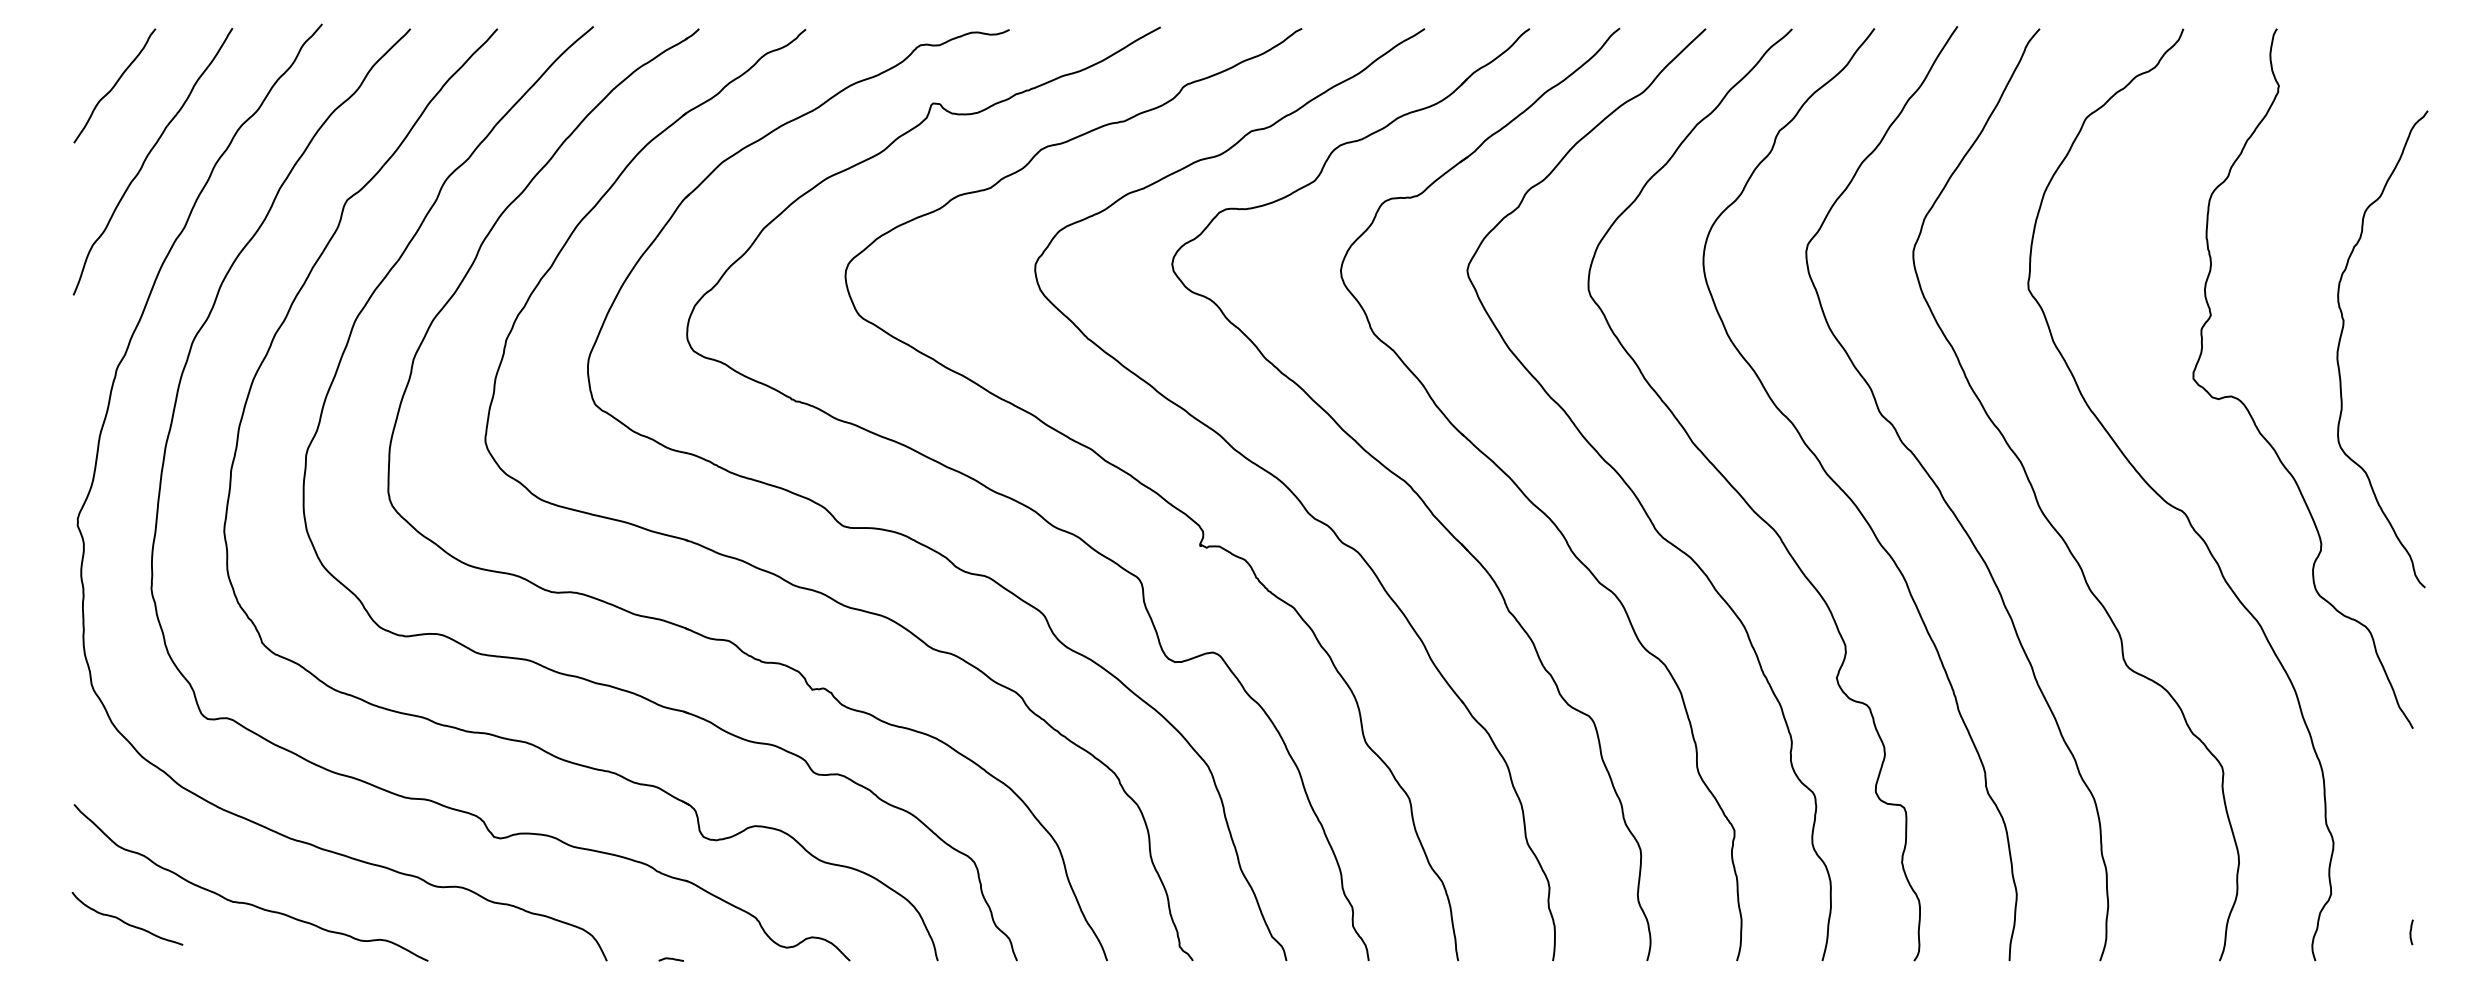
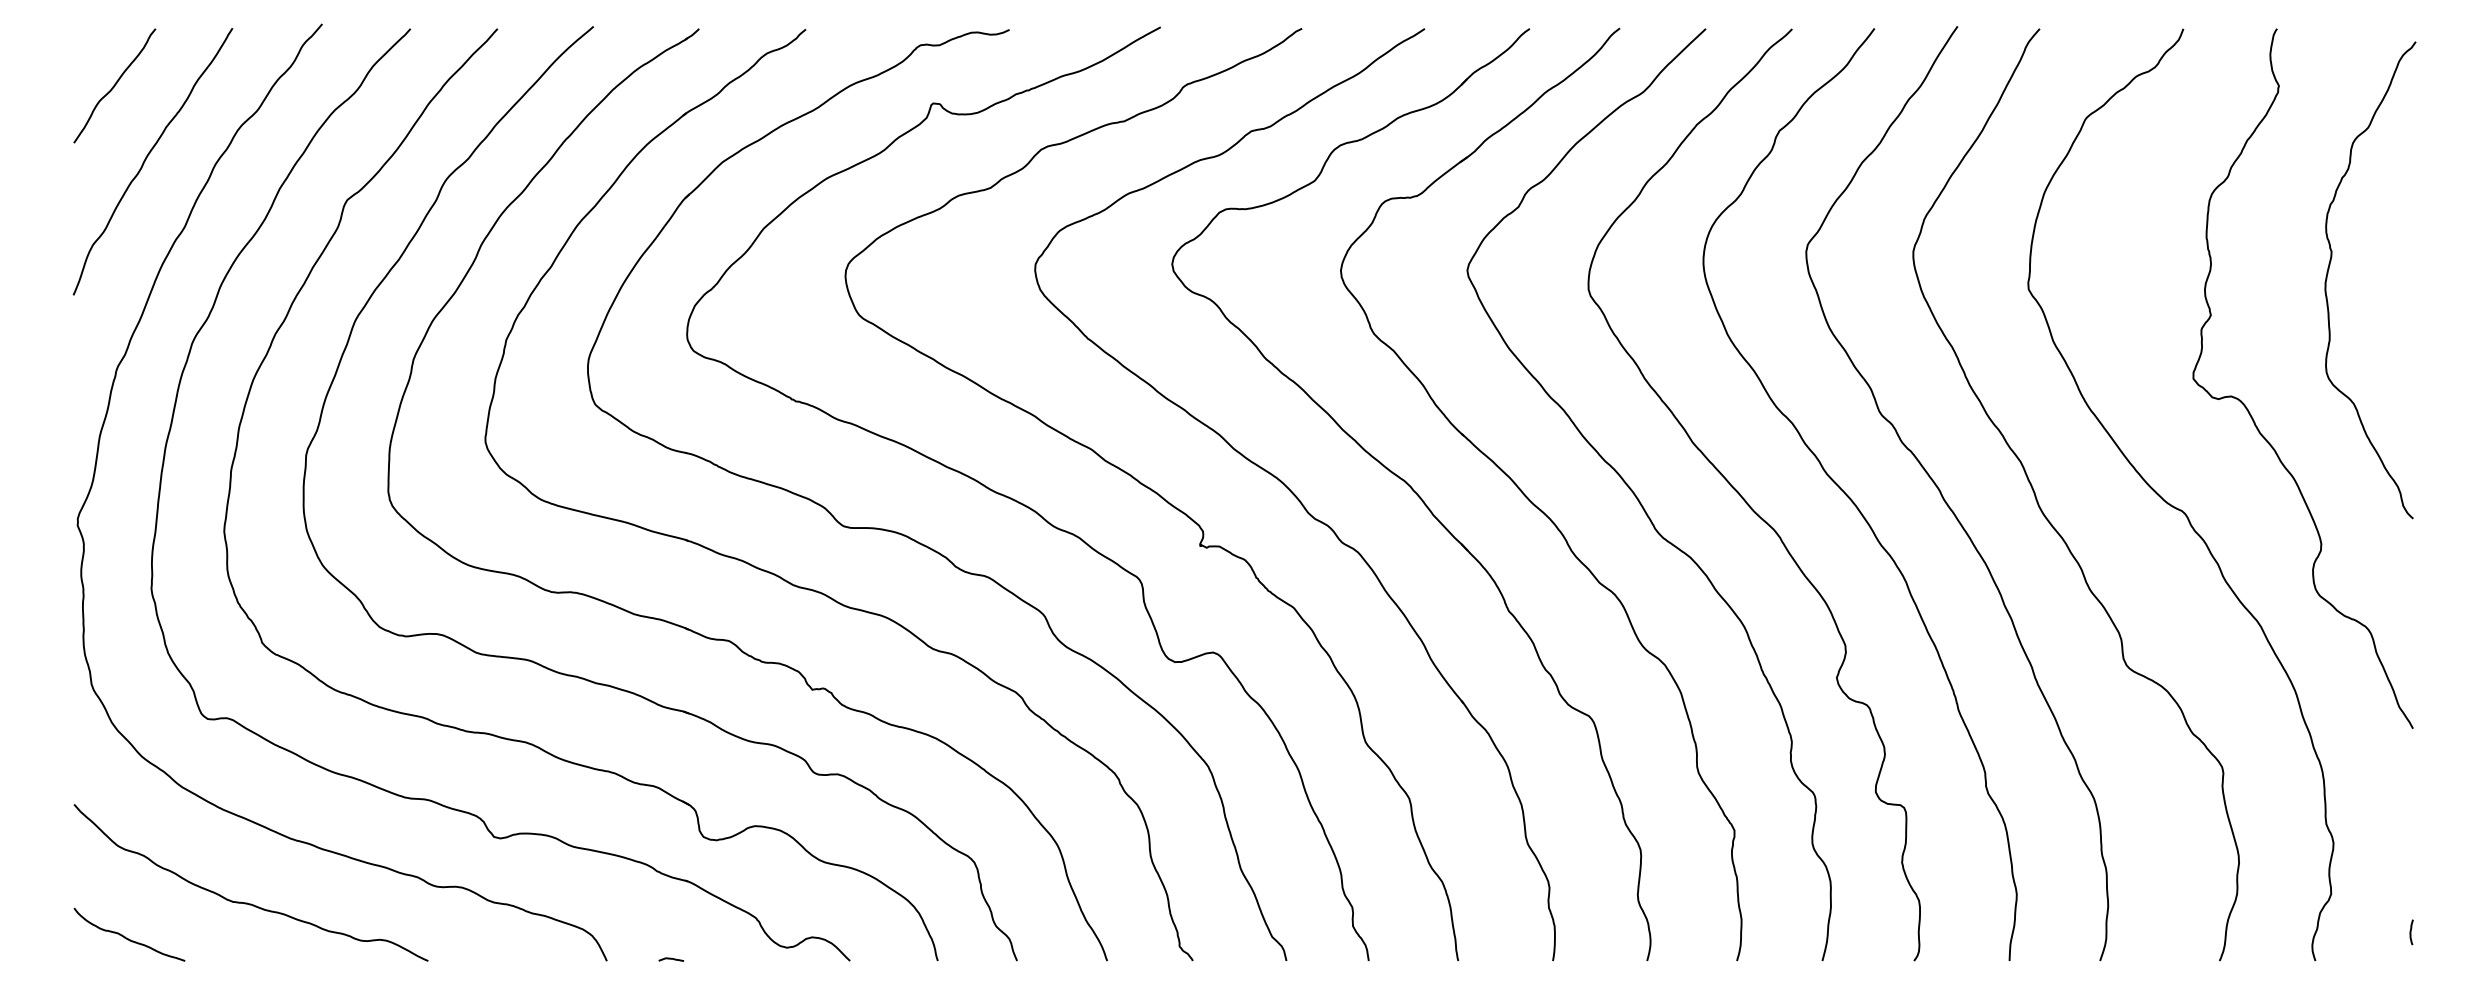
curve position: (2340, 343) -> (2328, 274) (2328, 274)
curve position: (126, 922) -> (128, 938) (128, 938)
